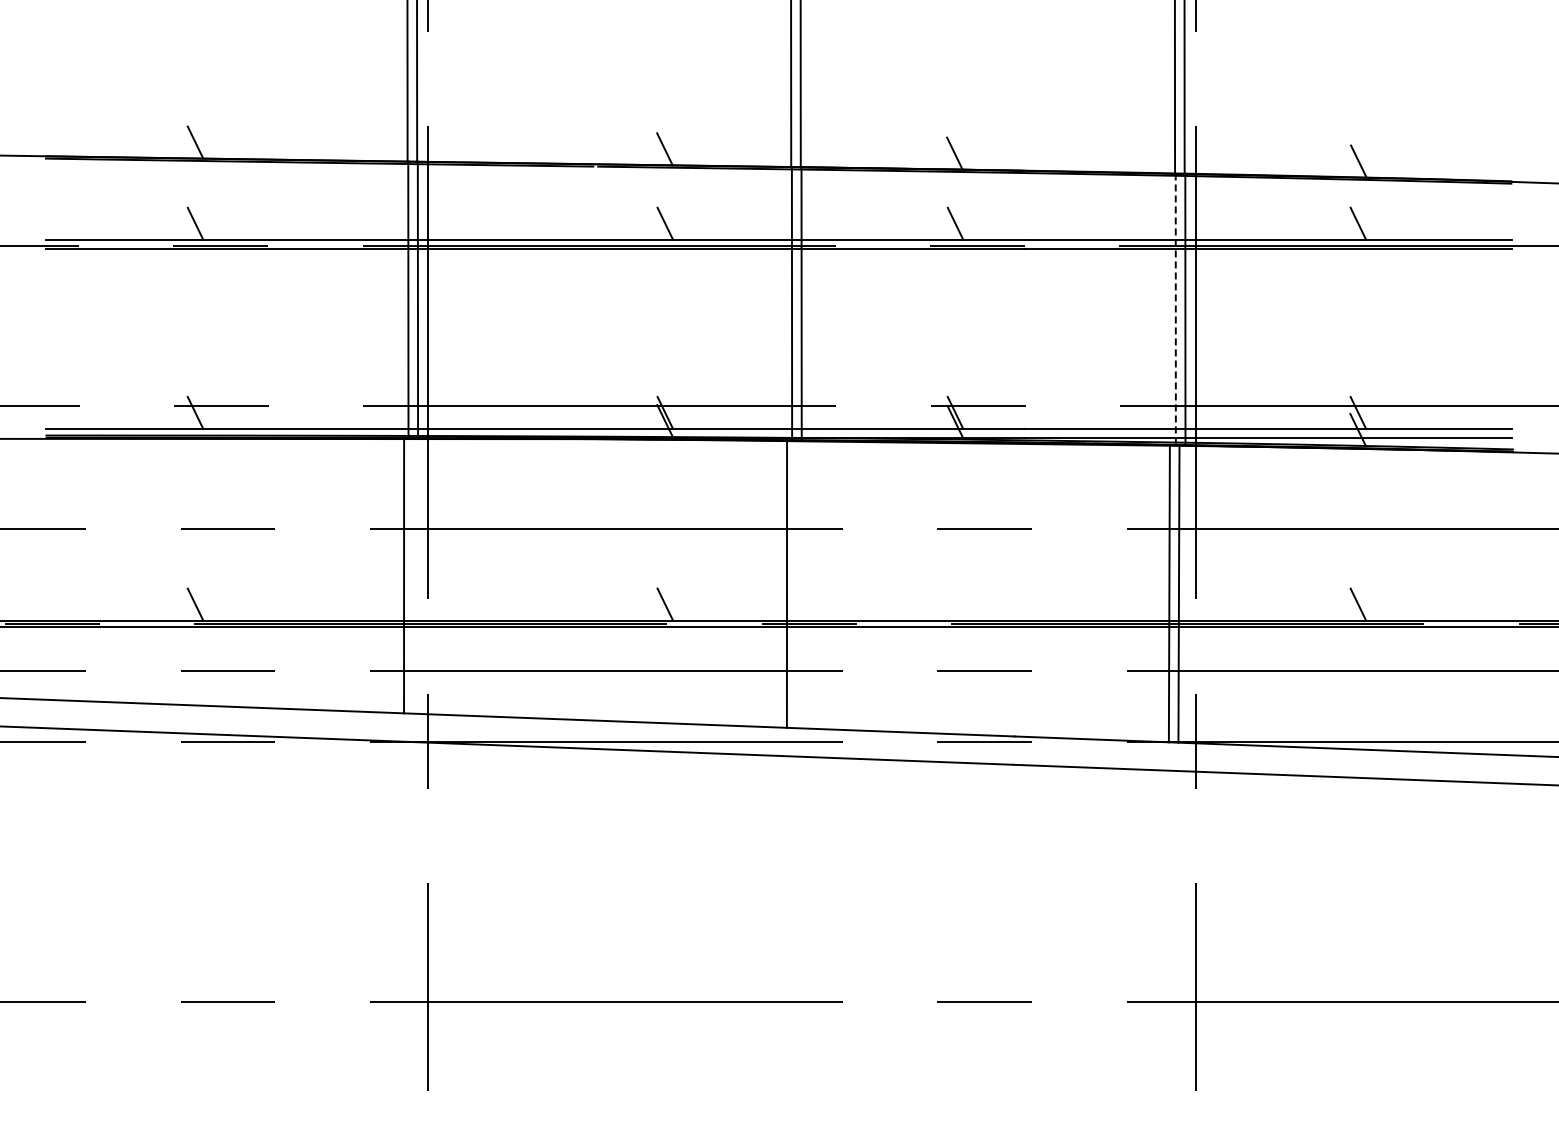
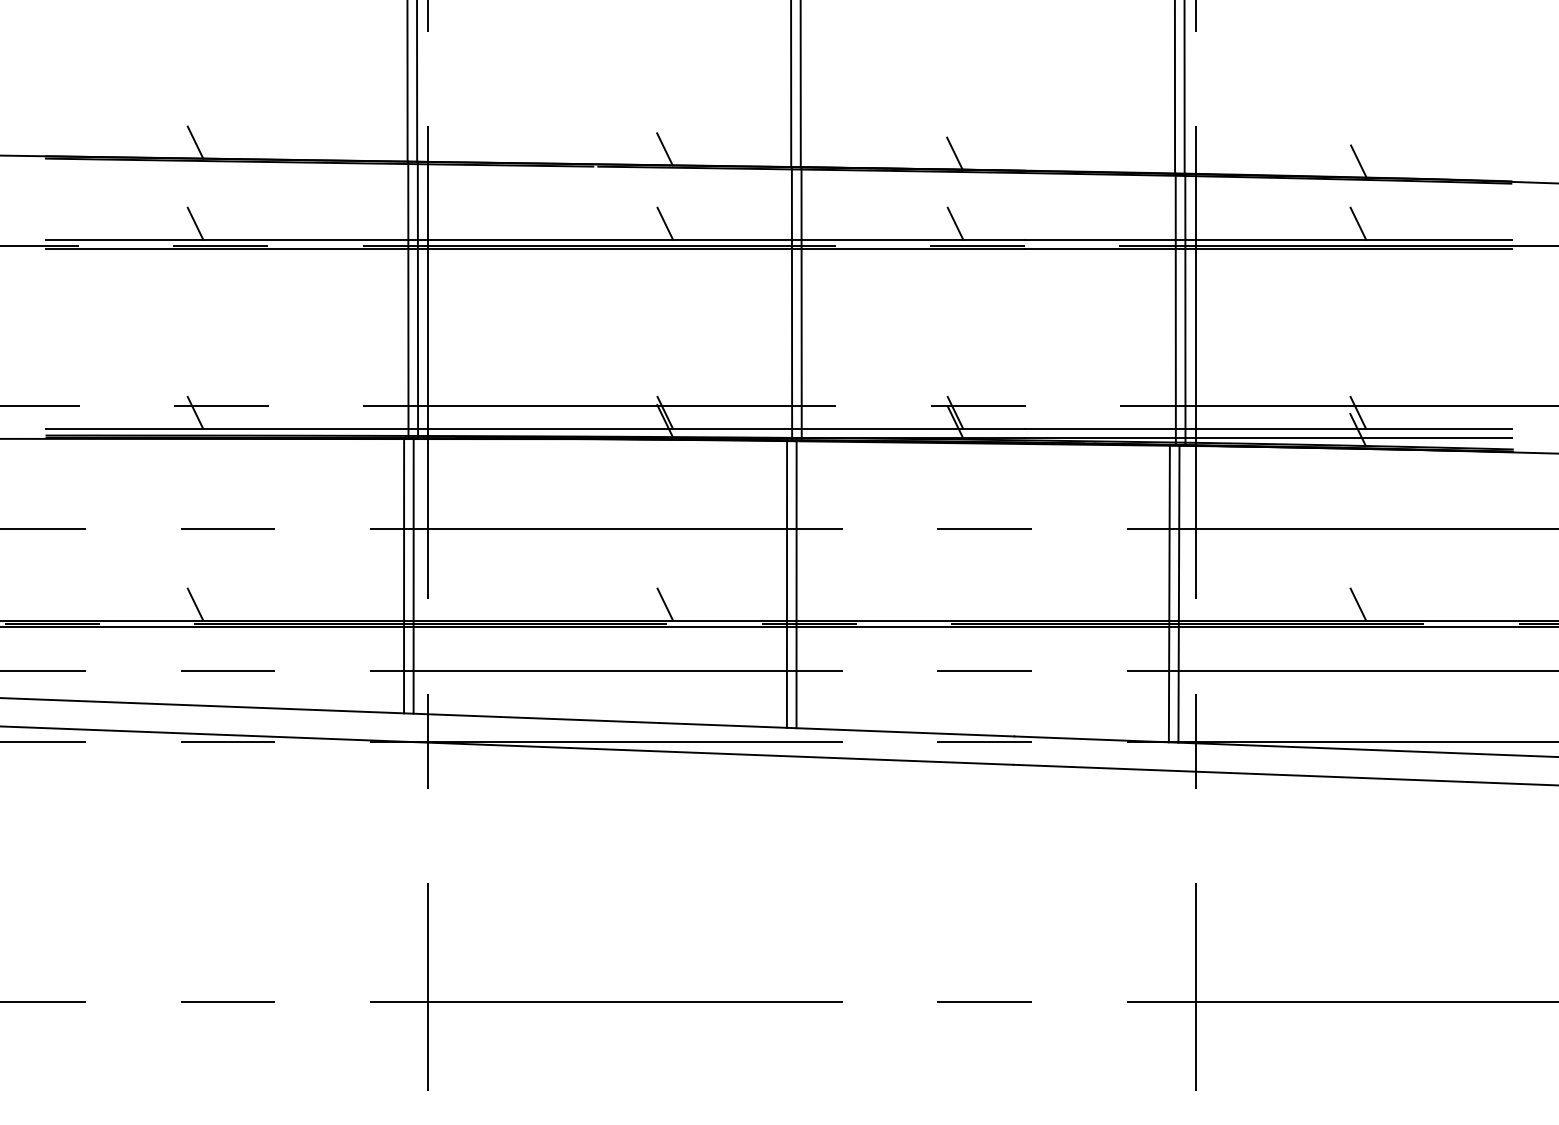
line: dashed -> solid (1175, 309)
line: none -> present (413, 575)
line: none -> present (796, 584)
